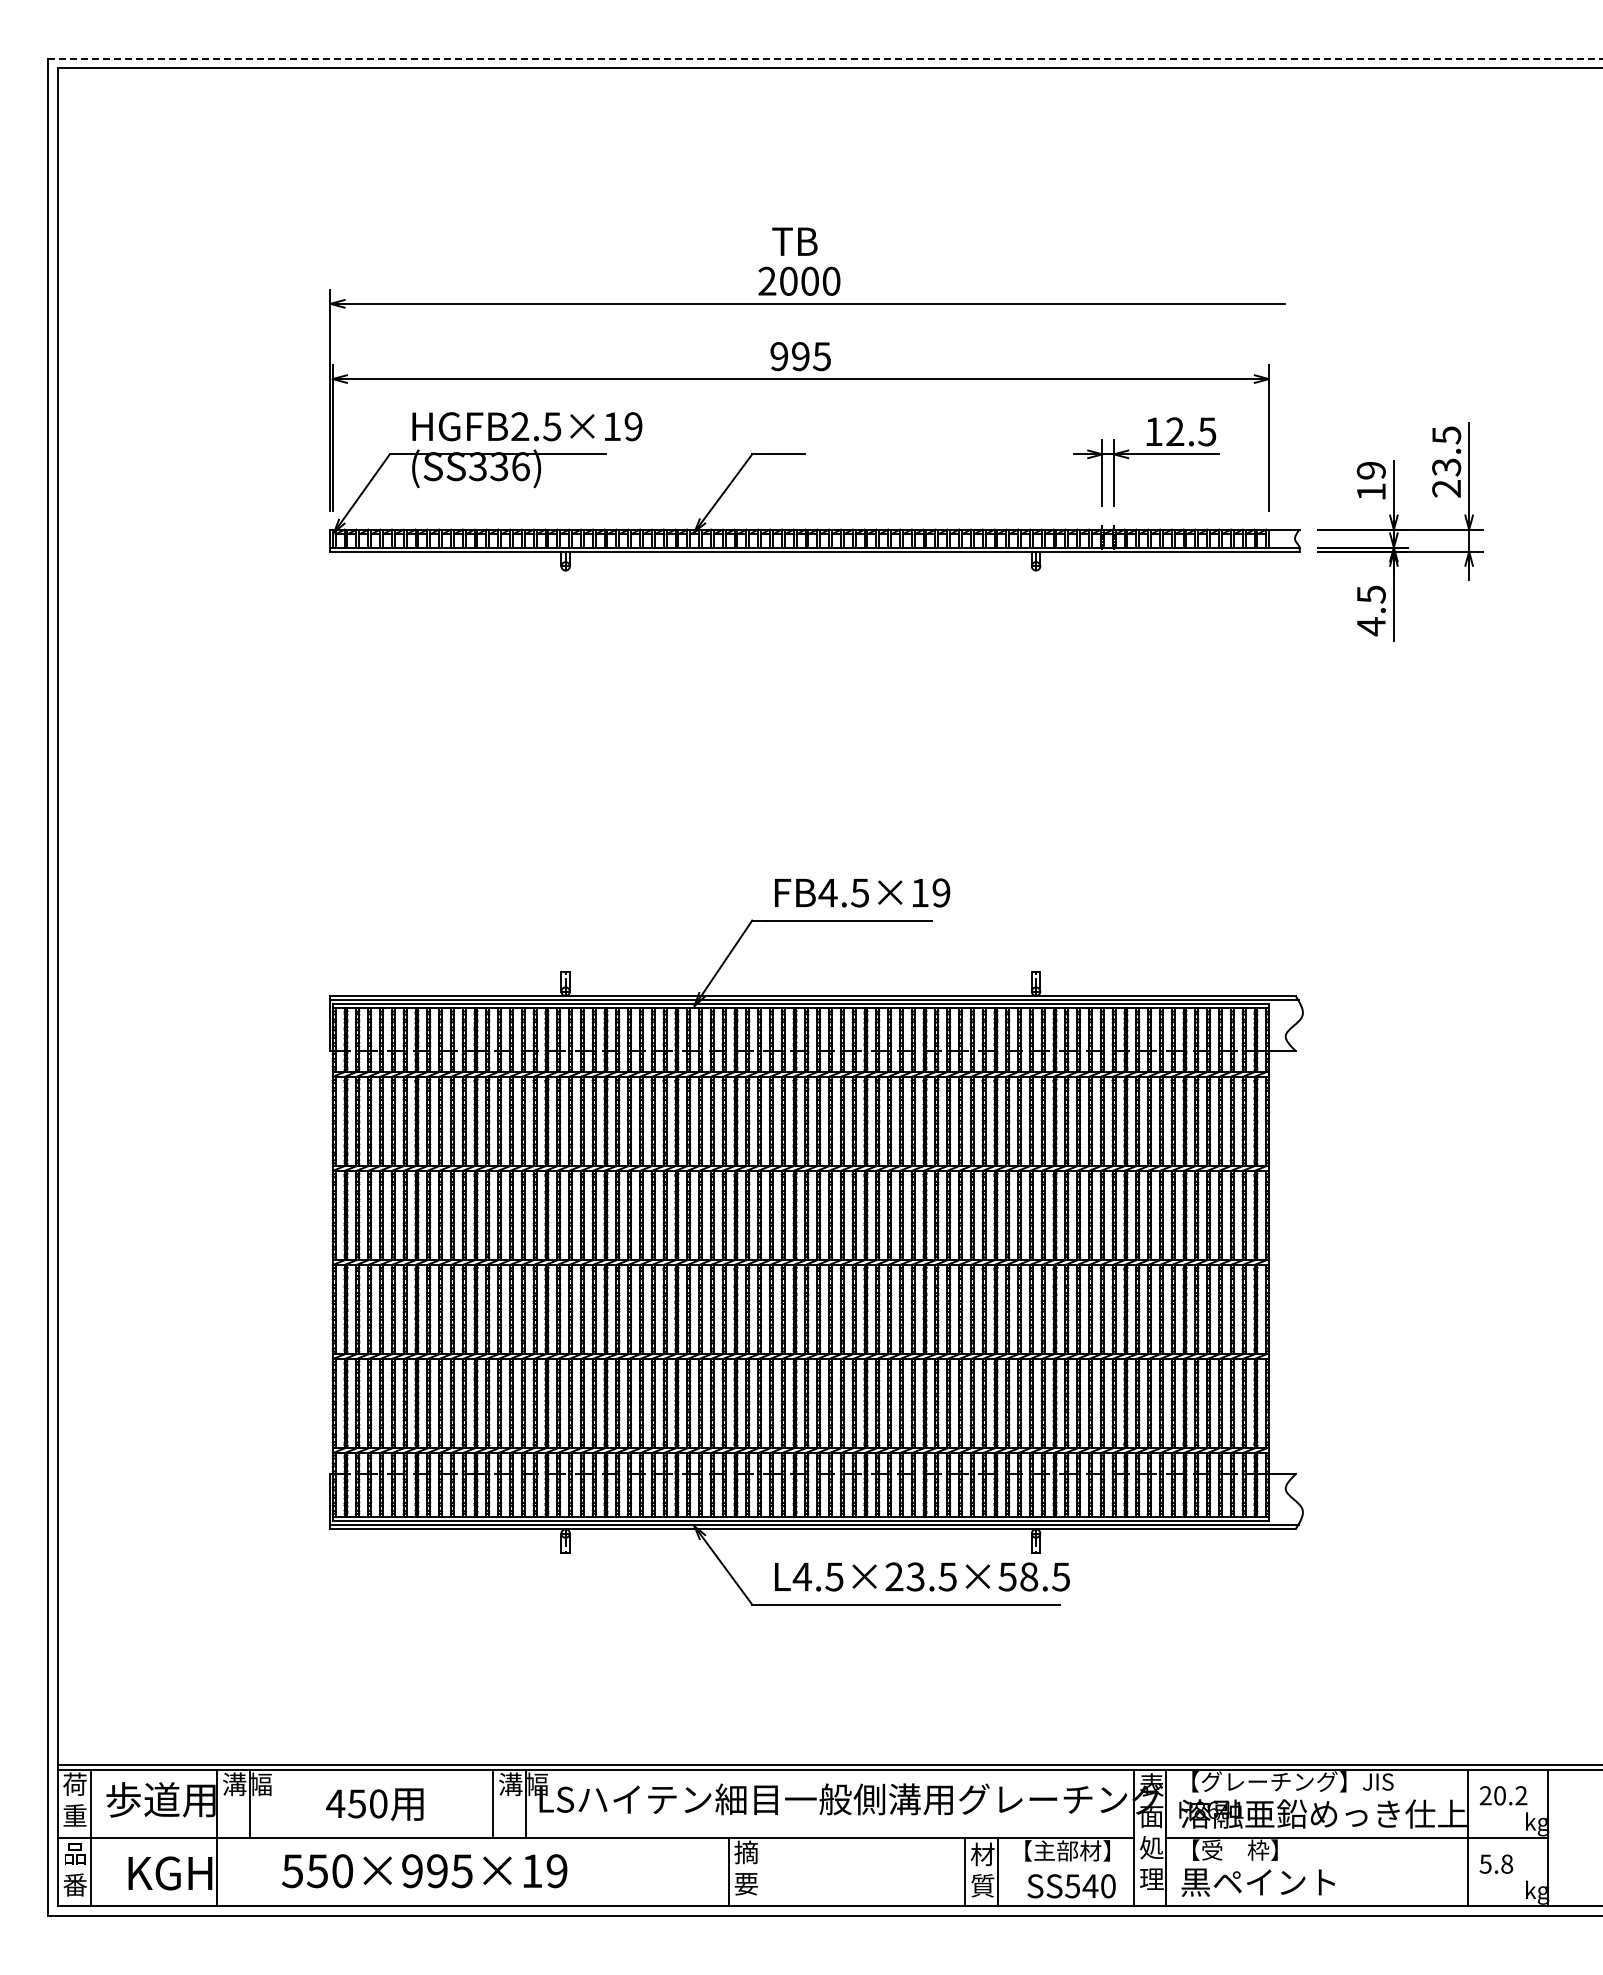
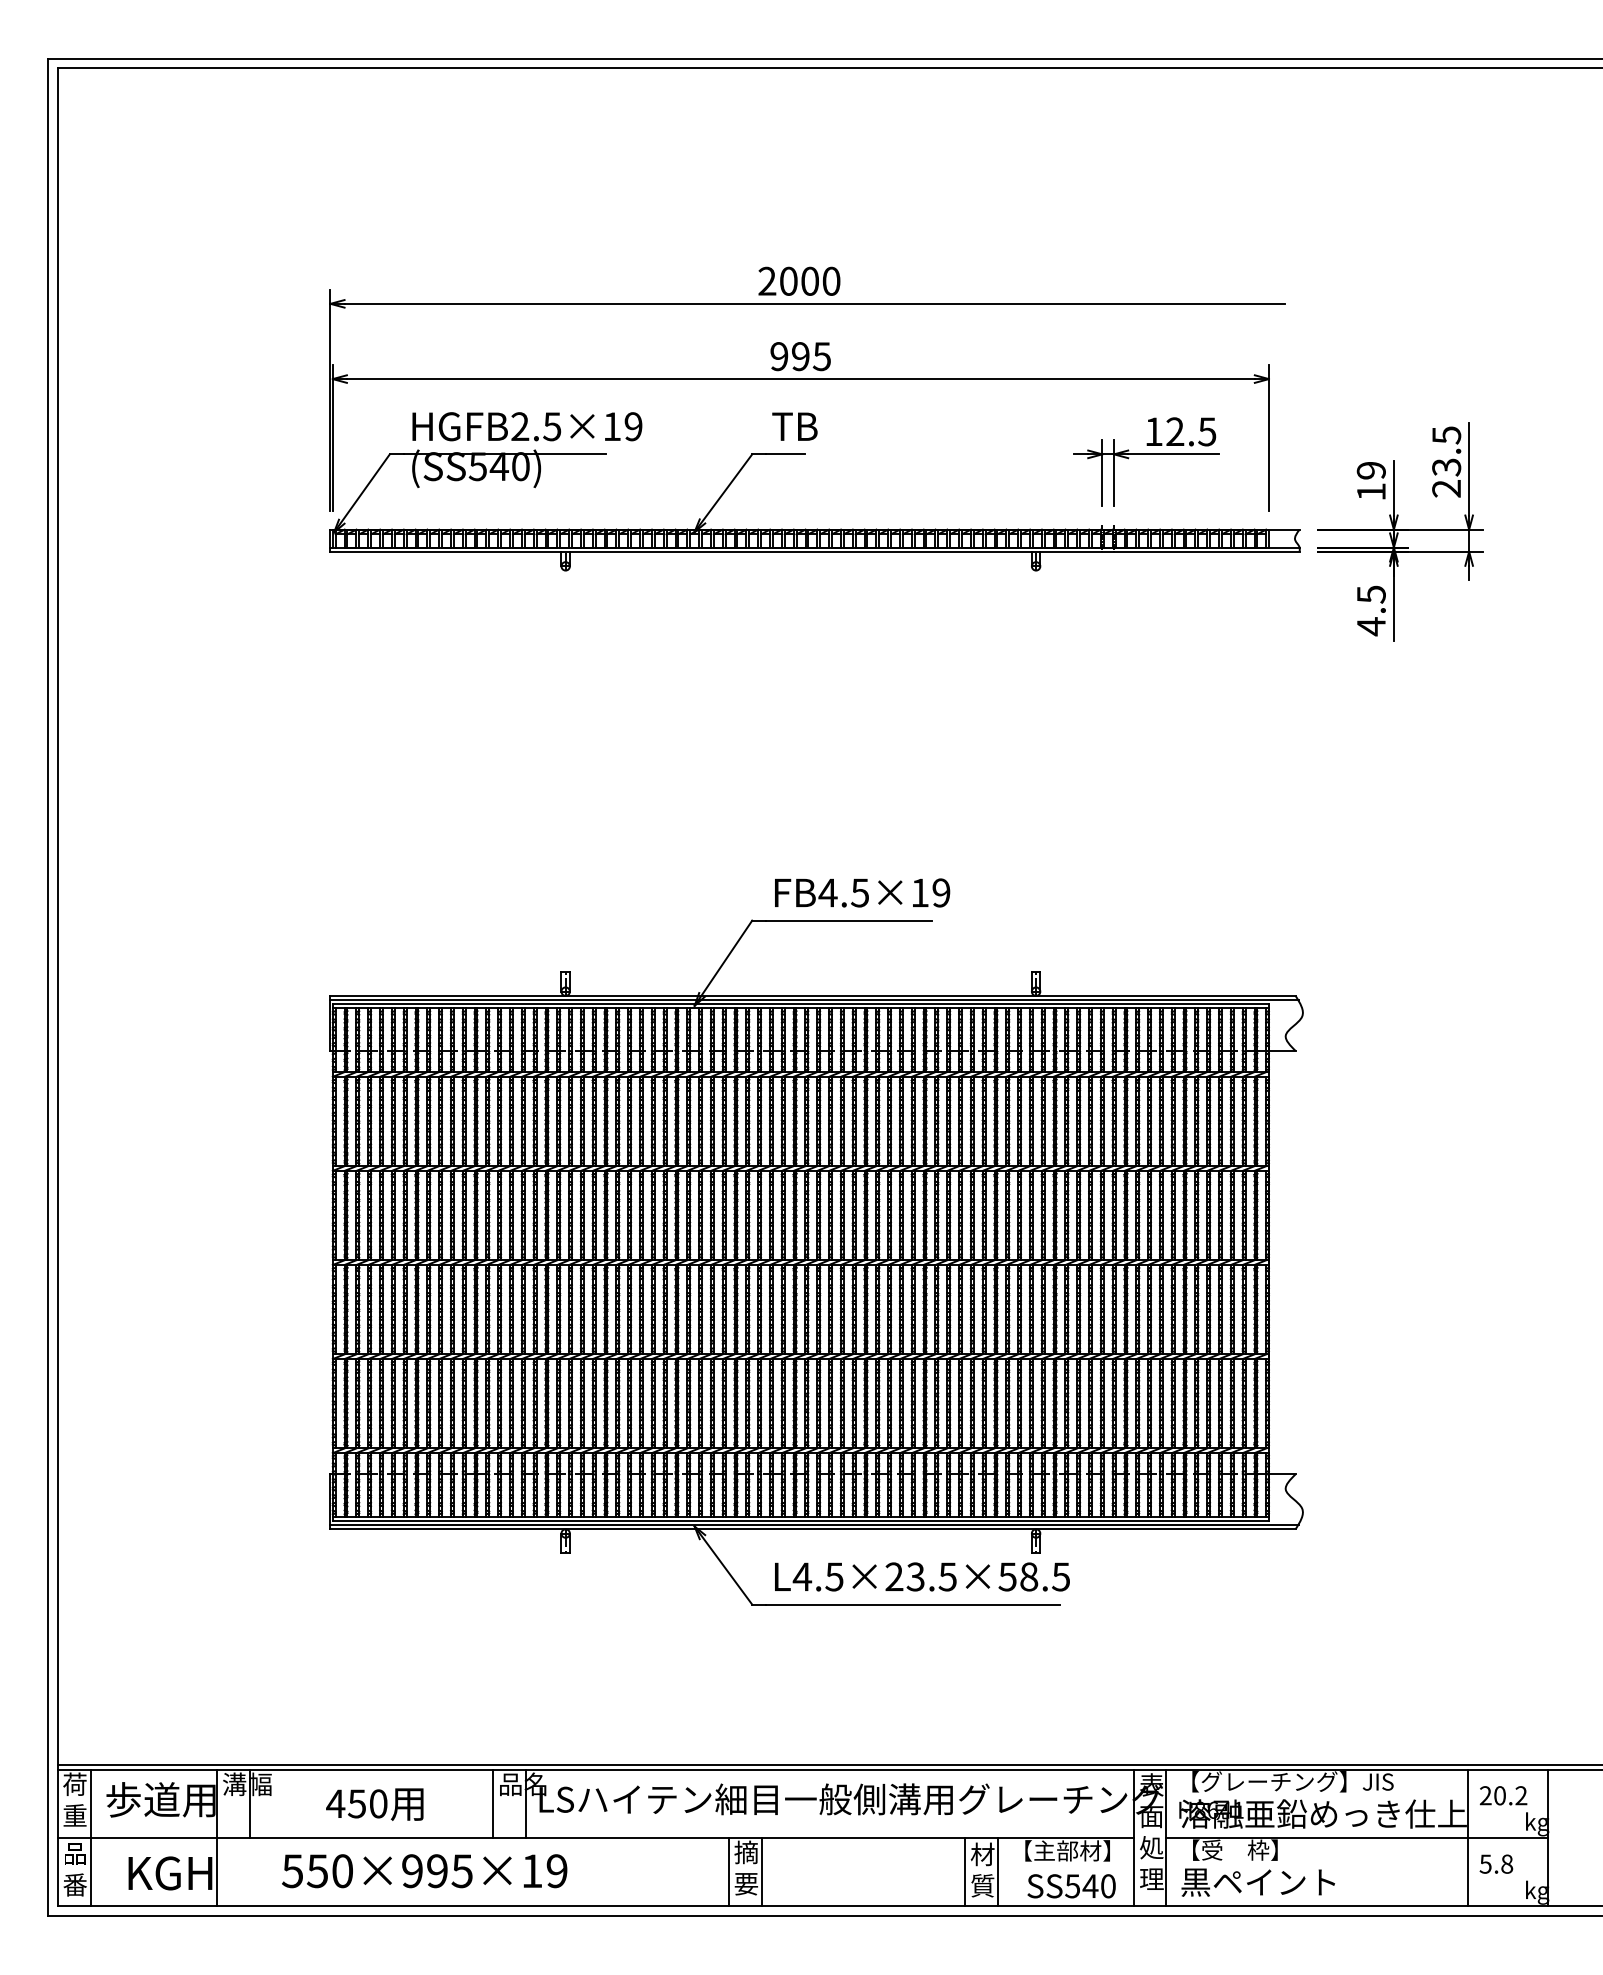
line: dashed -> solid (825, 59)
text position: (794, 241) -> (794, 426) (794, 426)
text: (SS336) -> (SS540) (499, 466)
text: 溝幅 -> 品名 (523, 1784)
line: none -> present (762, 1871)
